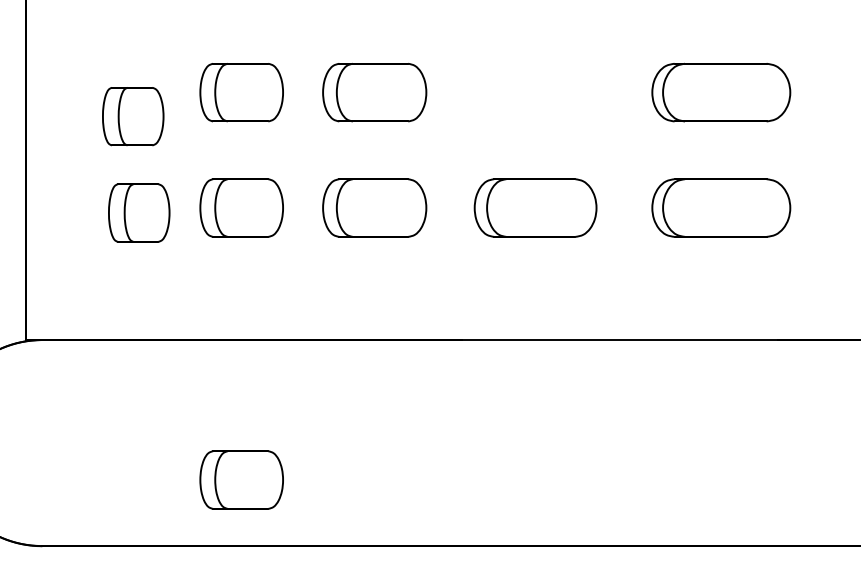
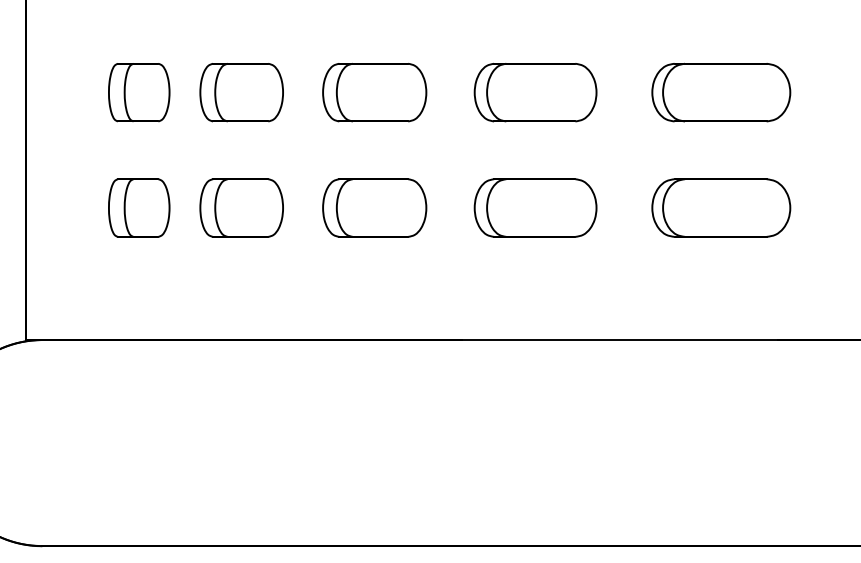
part: none -> present (535, 92)
part position: (133, 116) -> (139, 92) (139, 92)
part position: (139, 212) -> (139, 207) (139, 207)
part: present -> none (241, 479)
